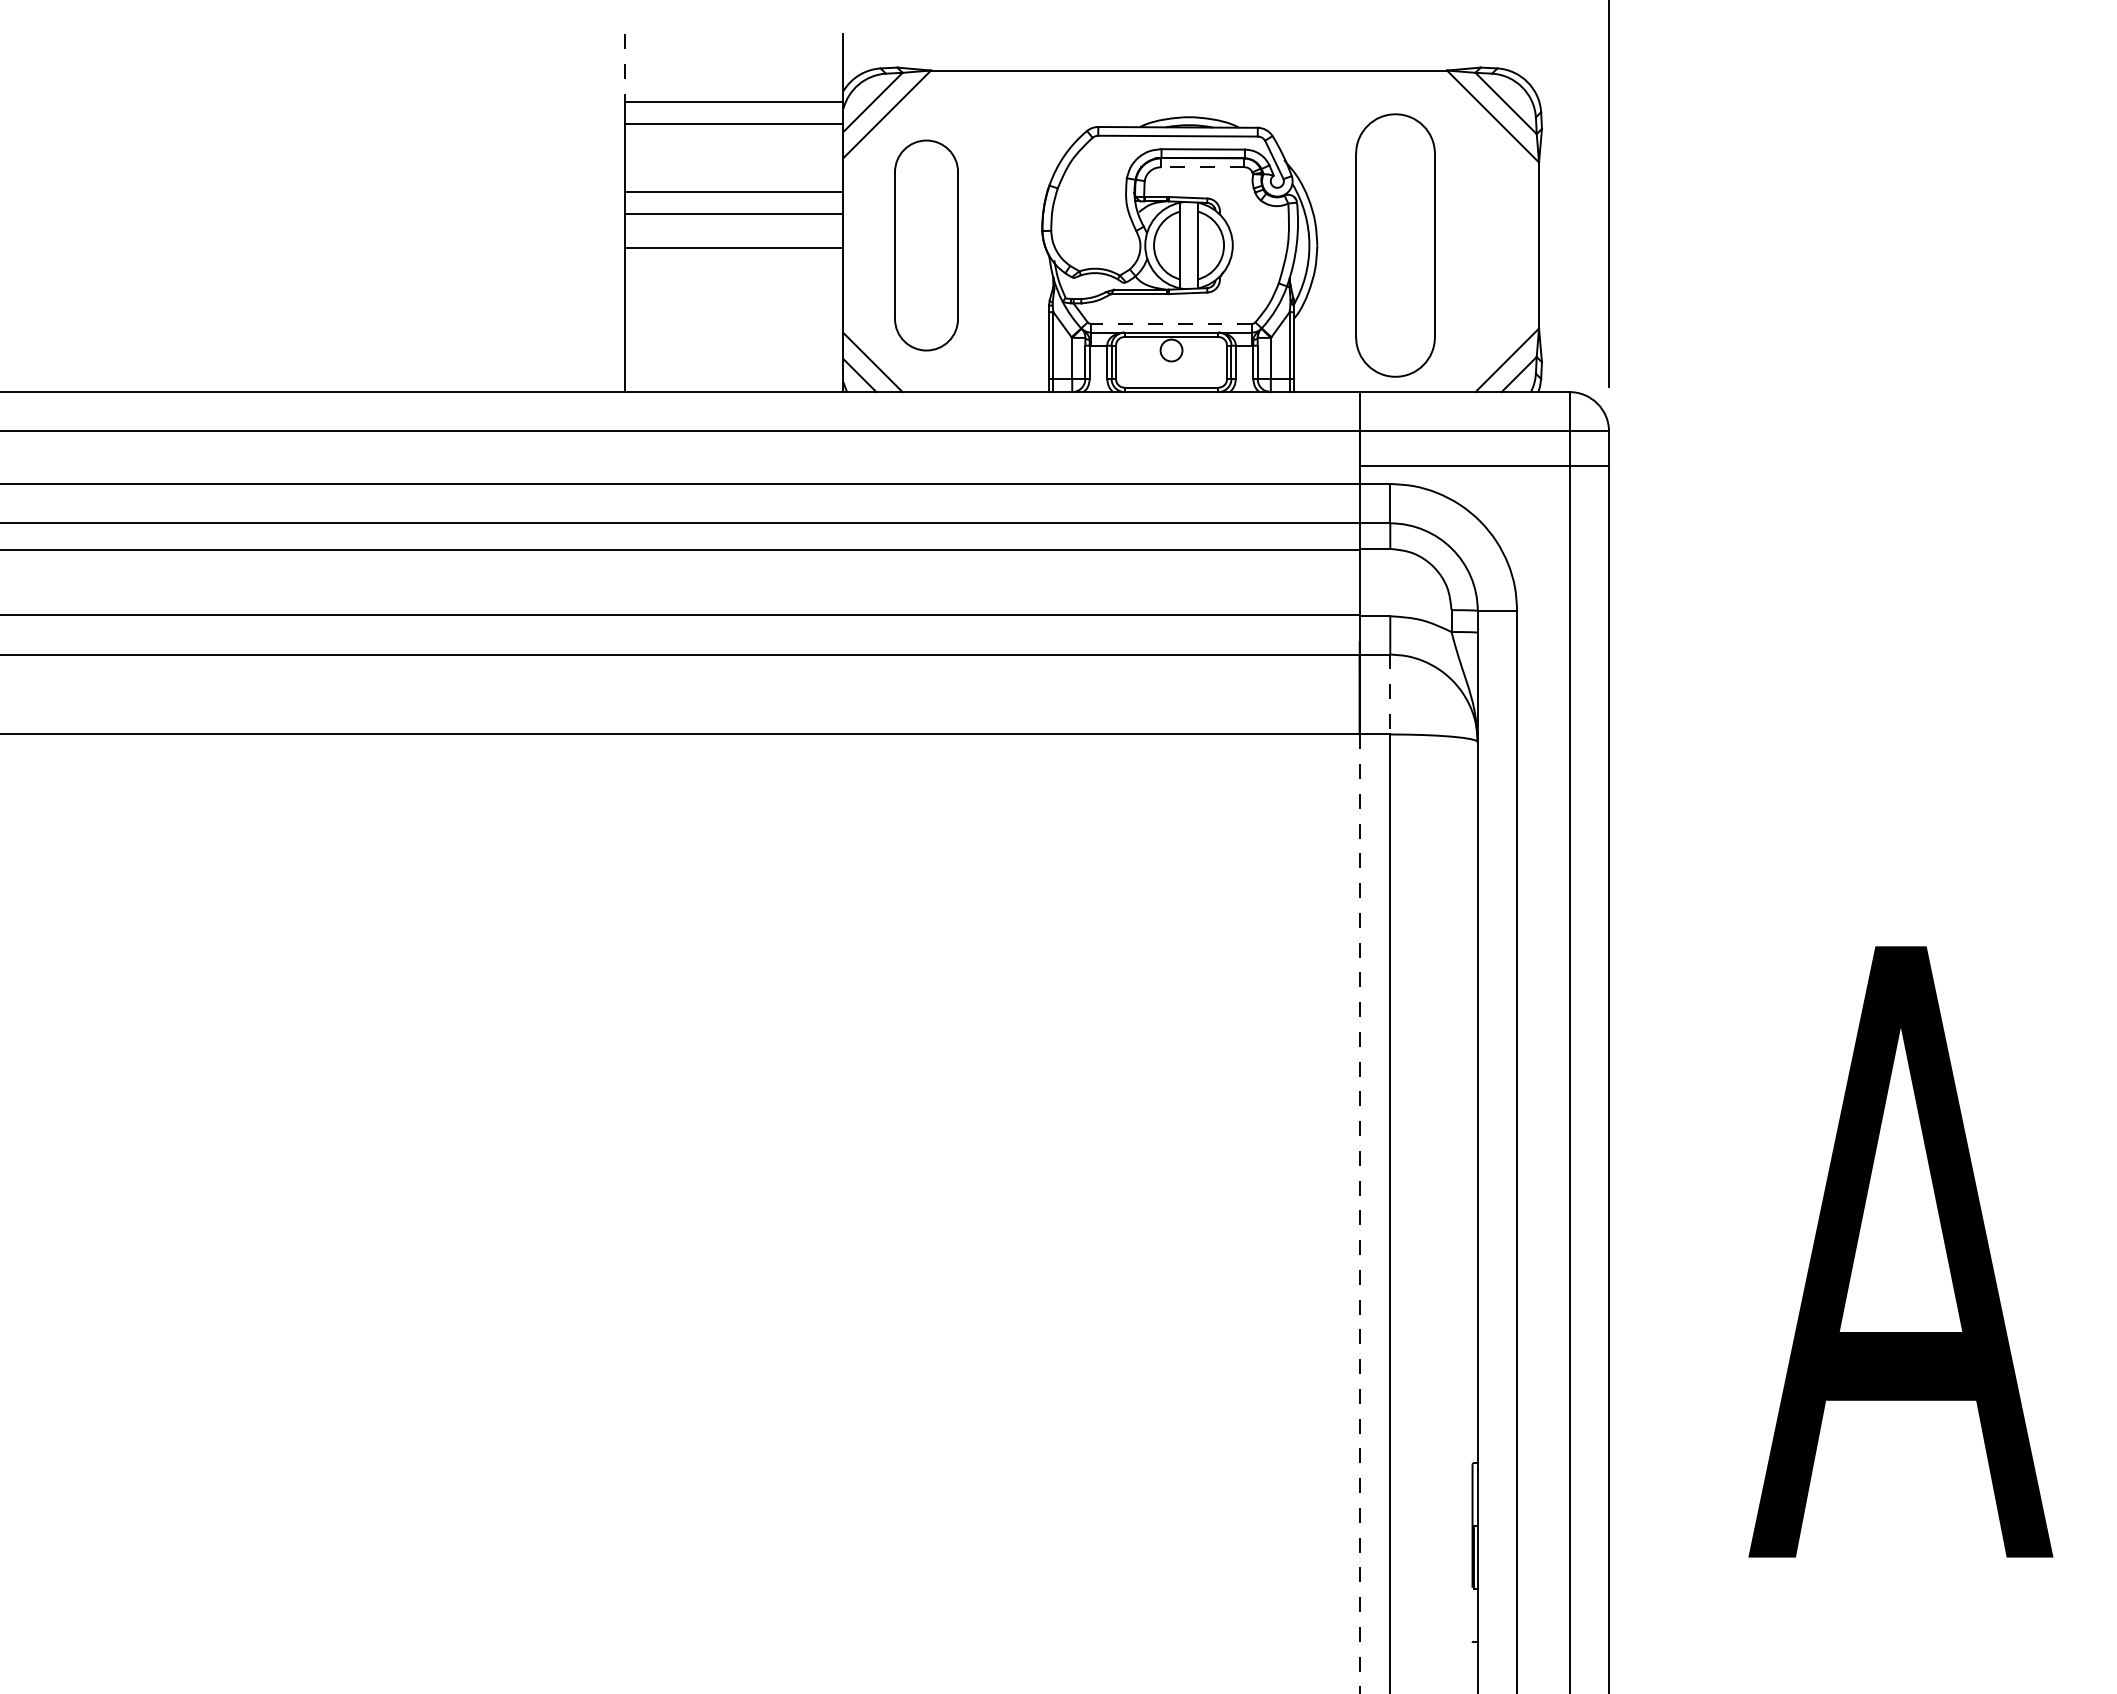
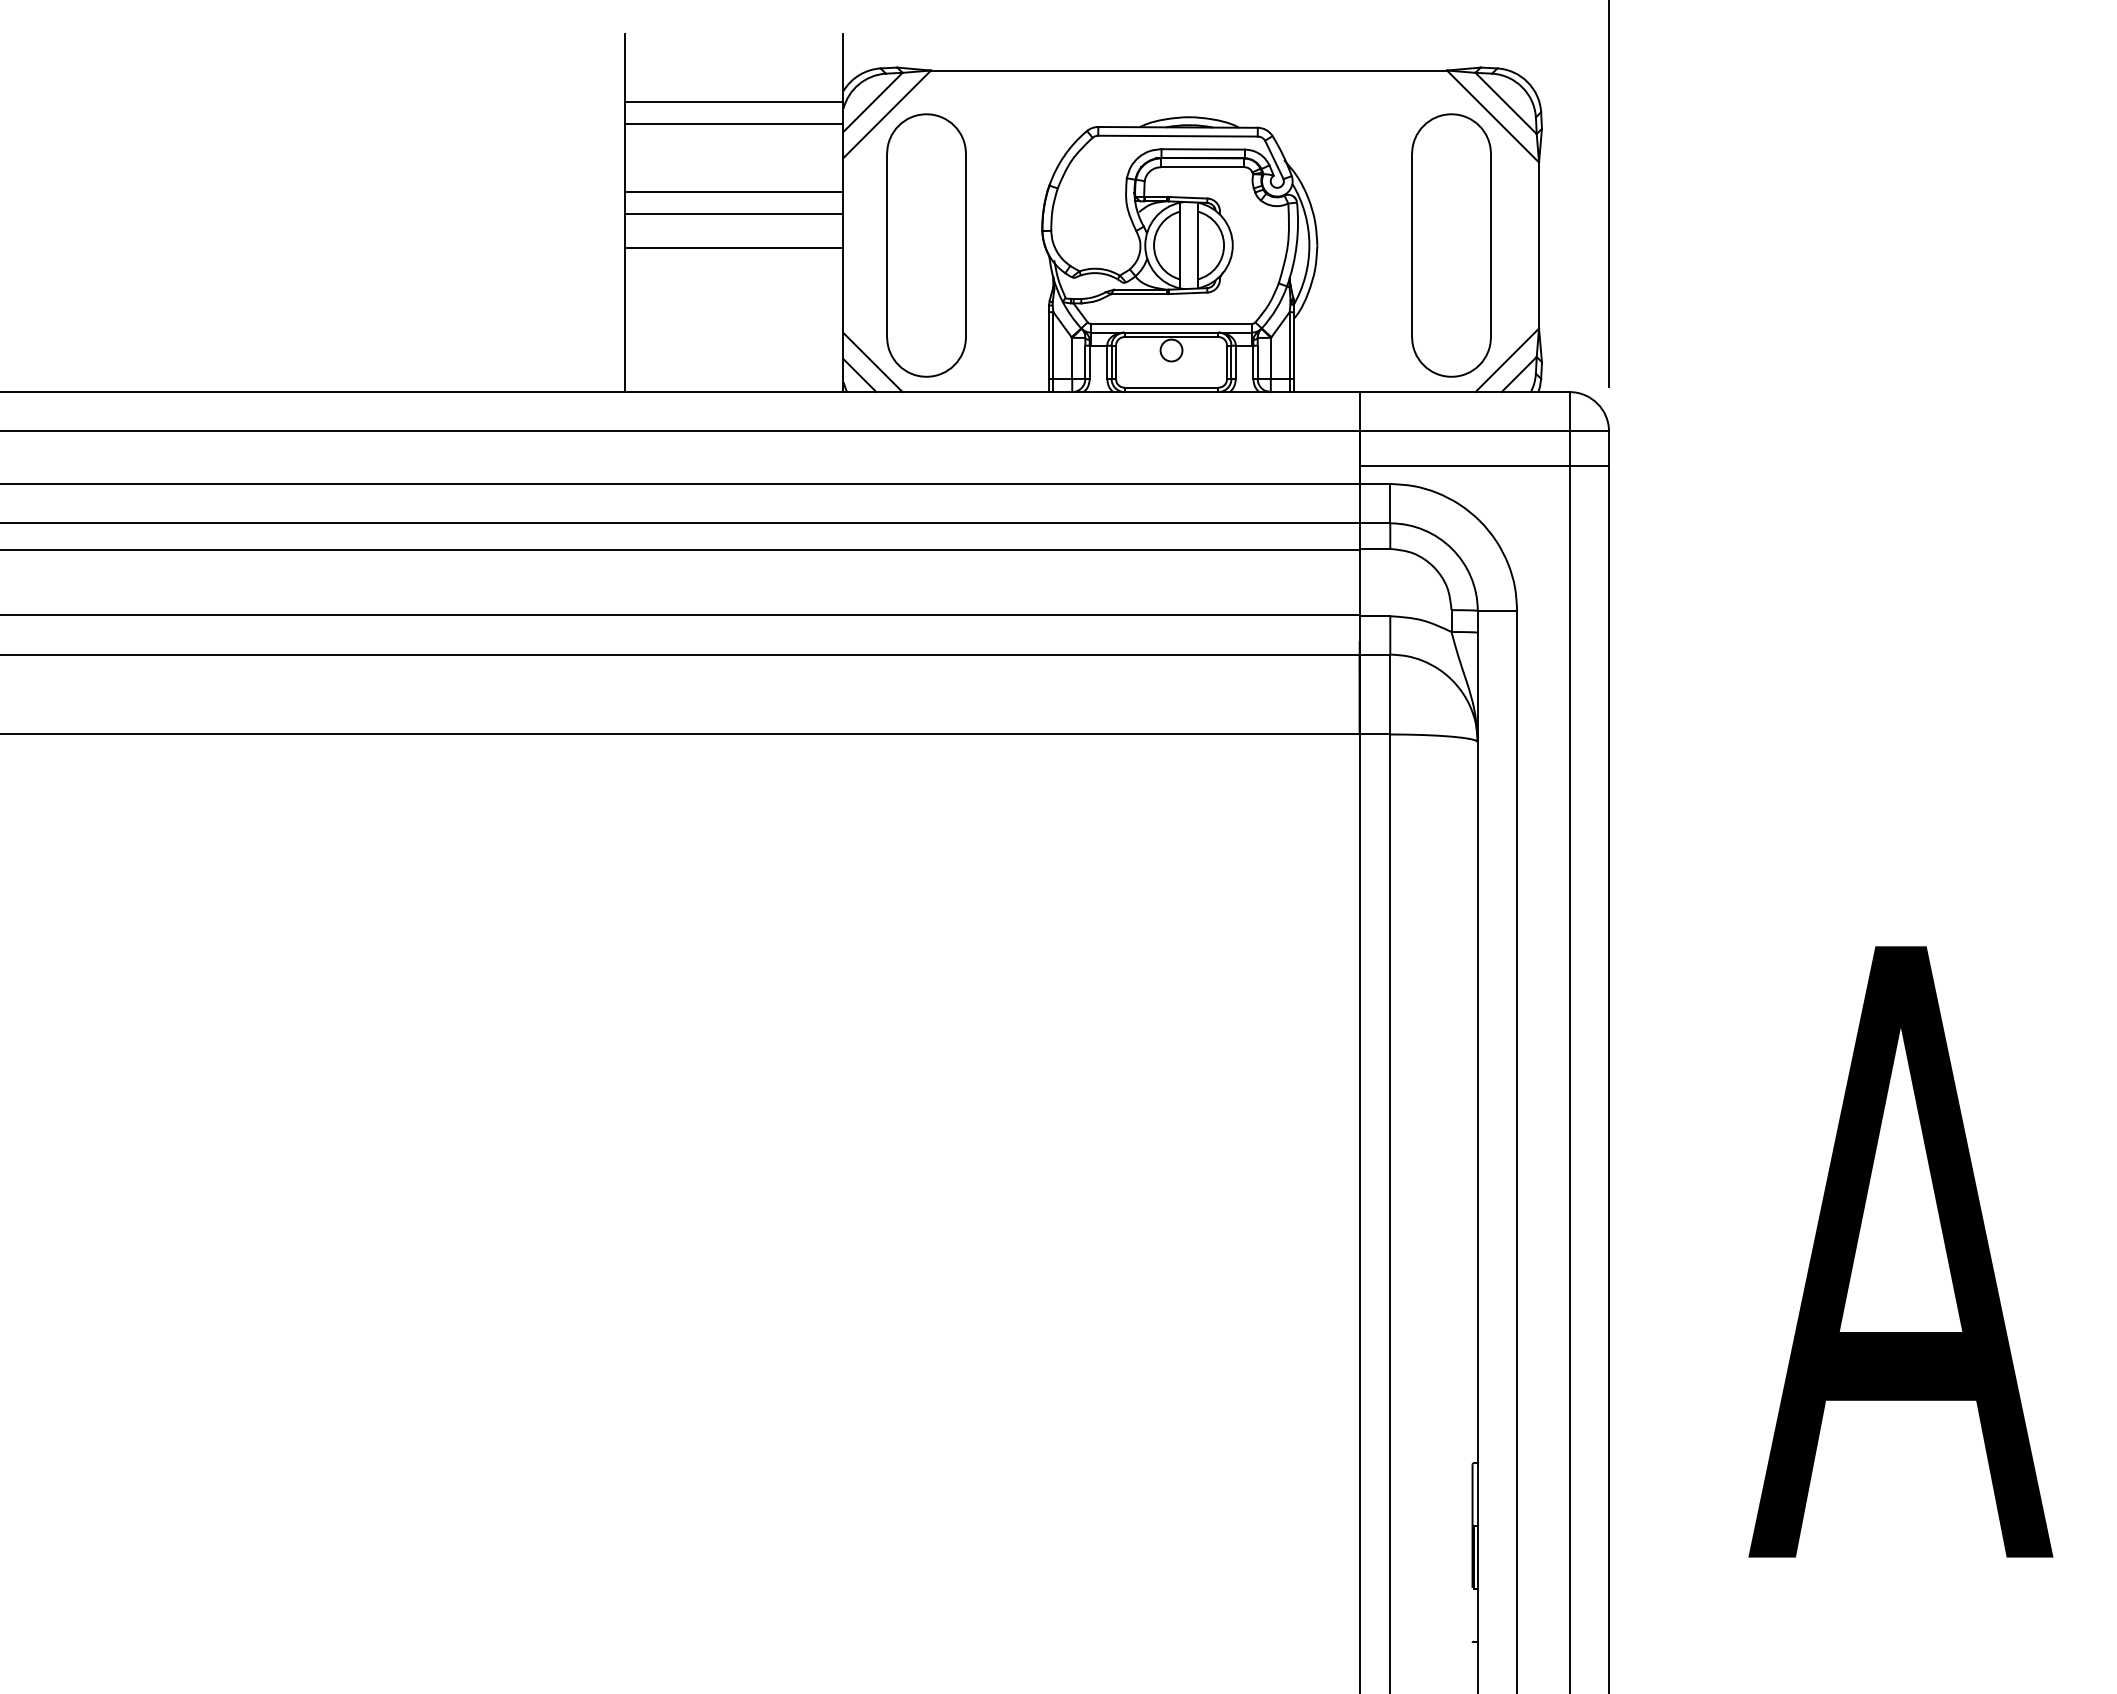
line: dashed -> solid (624, 68)
line: dashed -> solid (1202, 167)
part size: 65x213 px -> 81x265 px (926, 245)
part position: (1395, 245) -> (1451, 245) (1451, 245)
line: dashed -> solid (1171, 323)
line: dashed -> solid (1390, 694)
line: dashed -> solid (1359, 1214)
